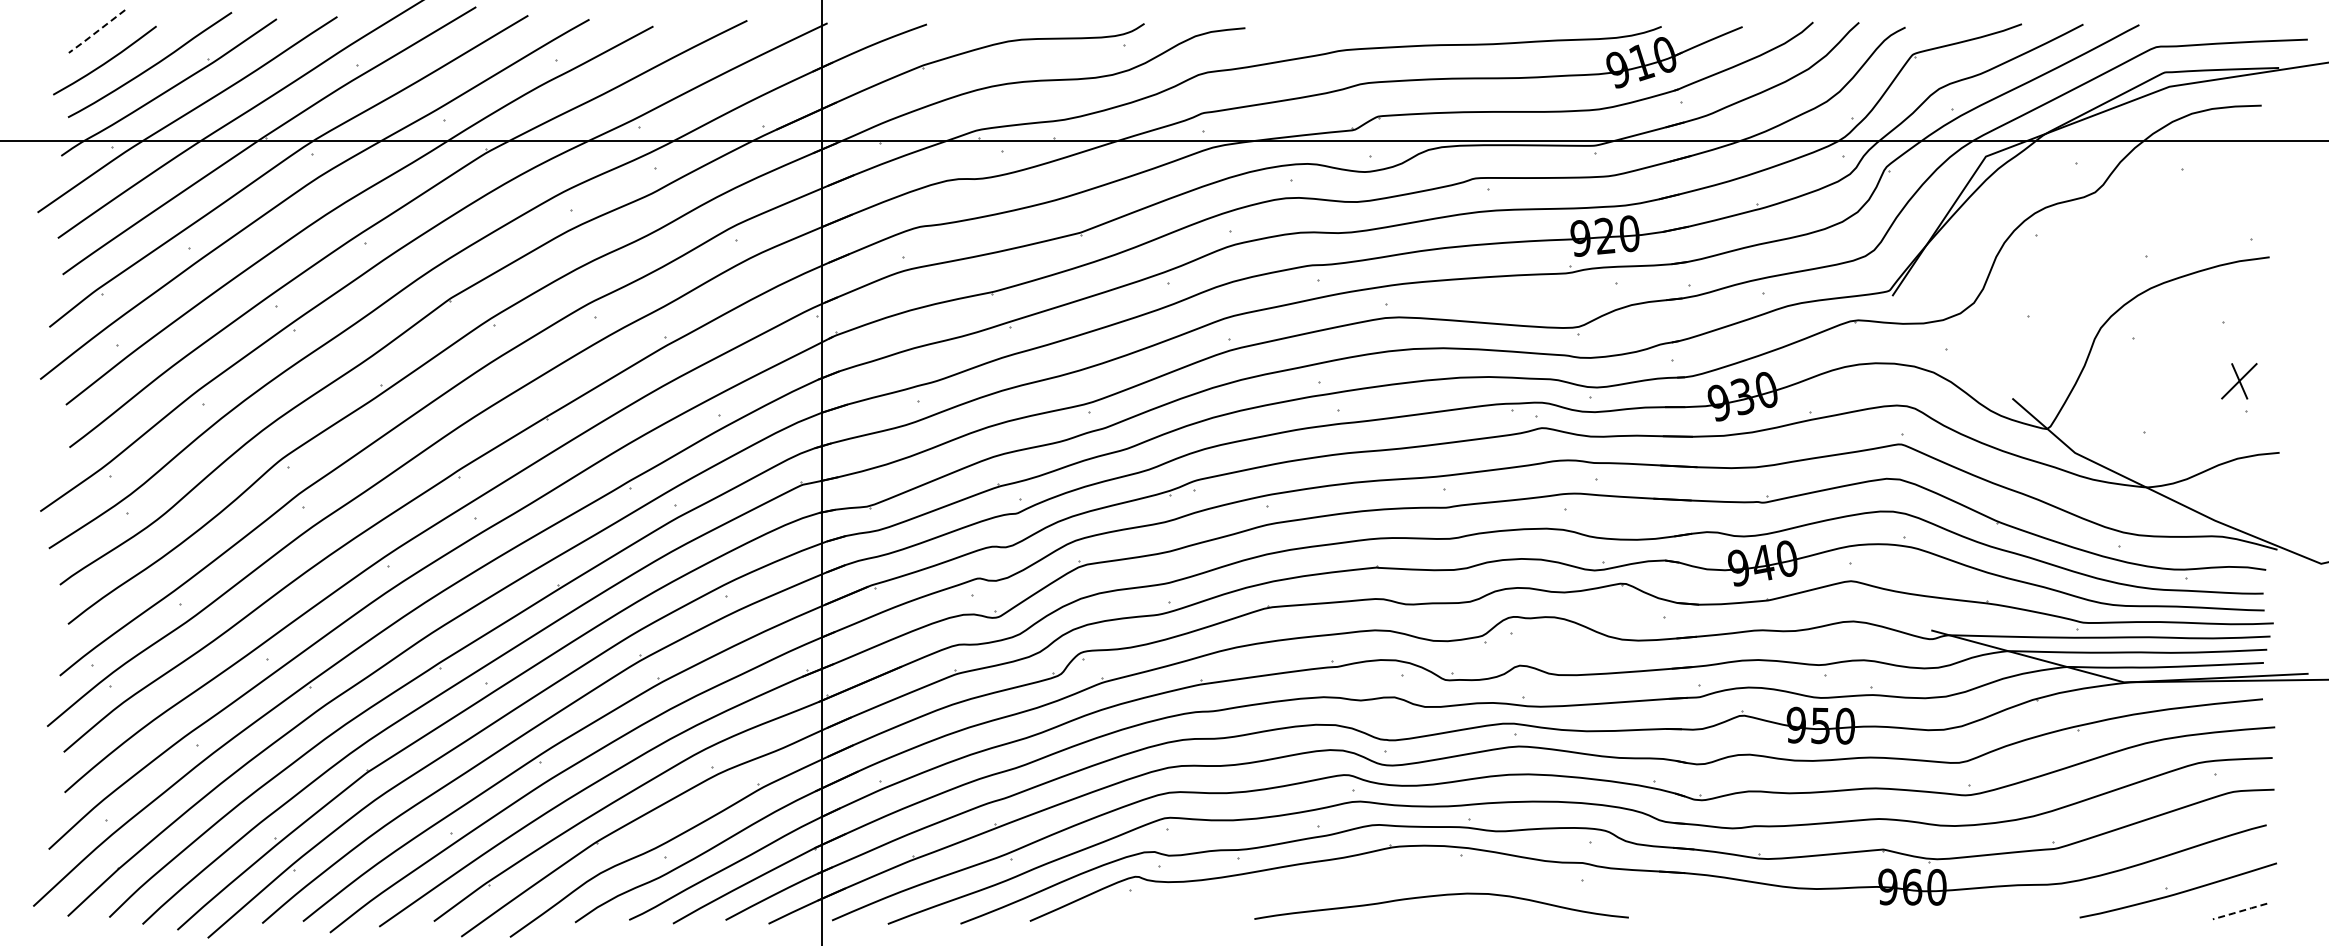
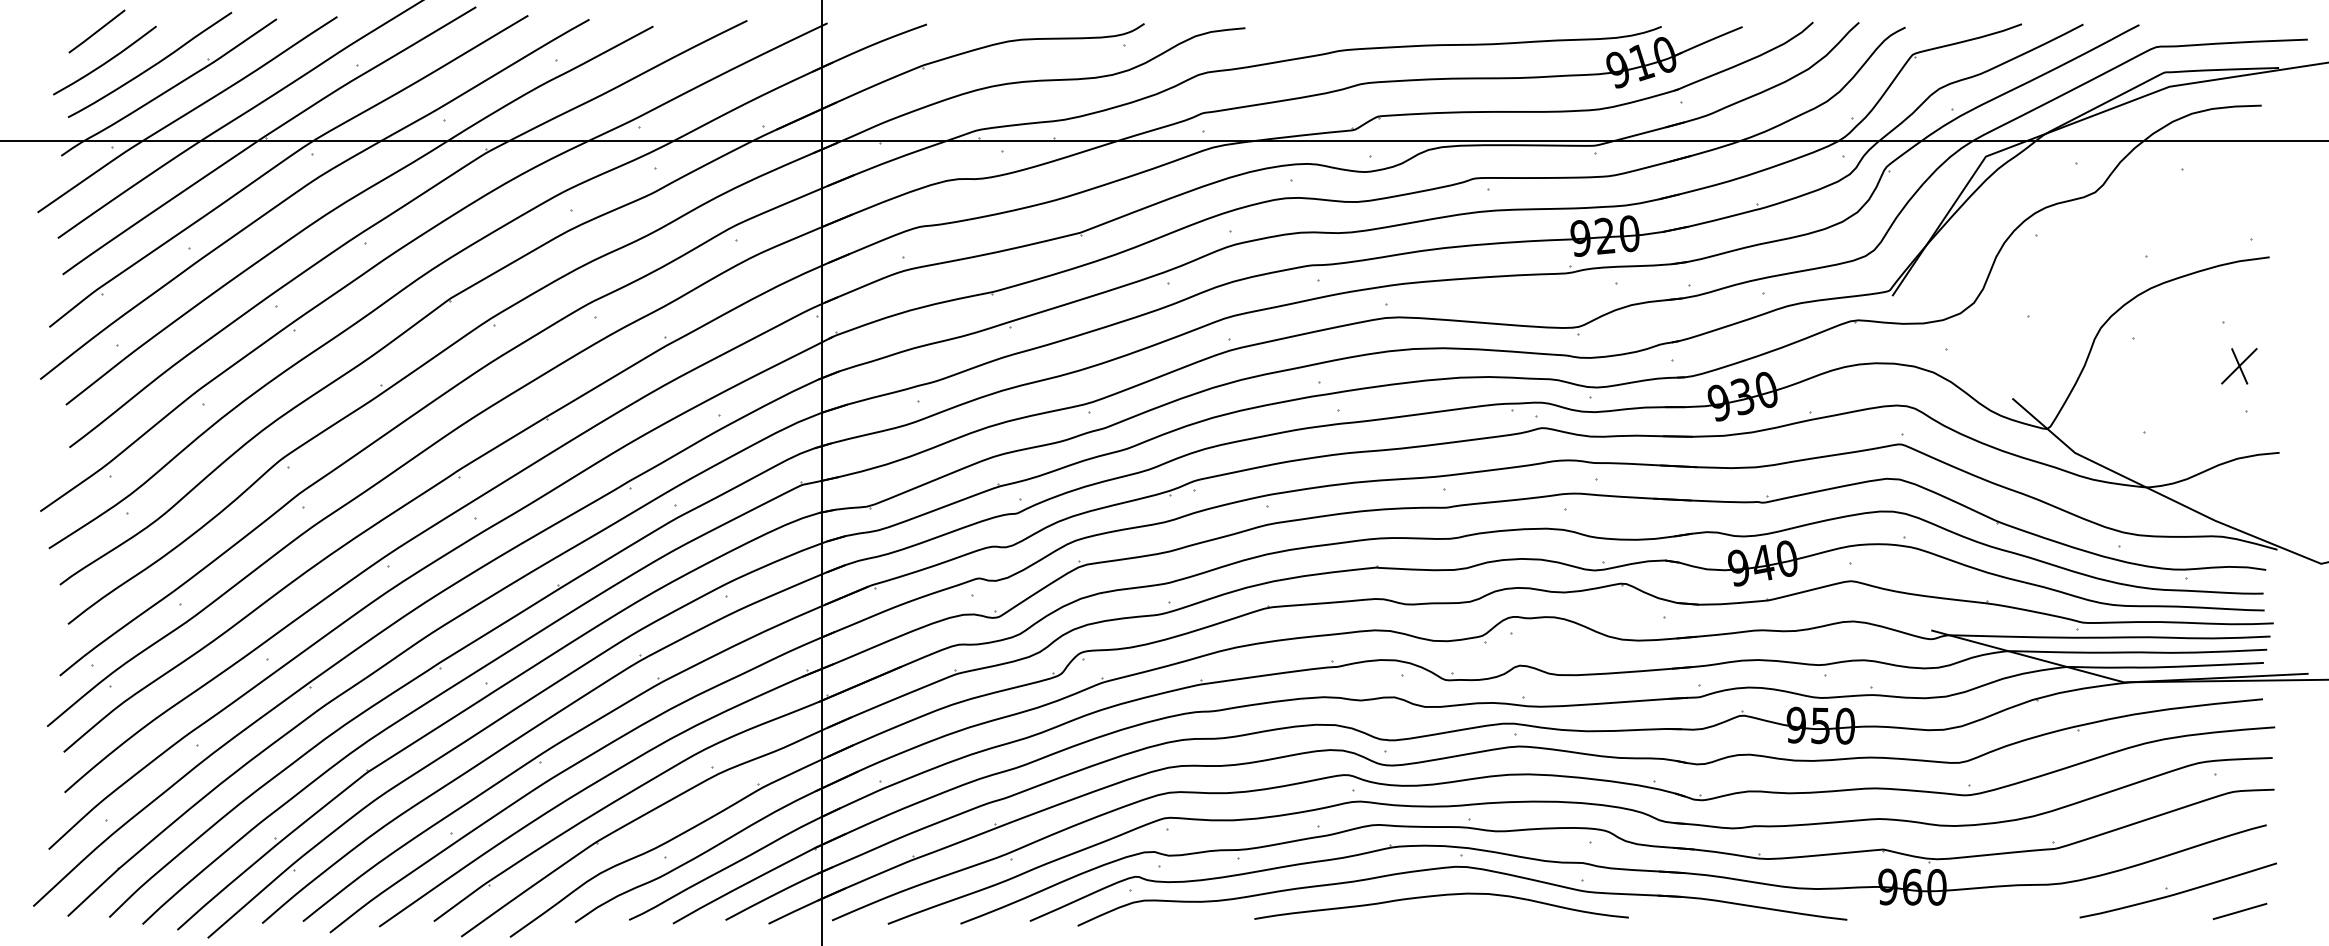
line: dashed -> solid (96, 32)
part position: (2239, 381) -> (2239, 366) (2239, 366)
part: none -> present (1467, 868)
line: dashed -> solid (2239, 911)
